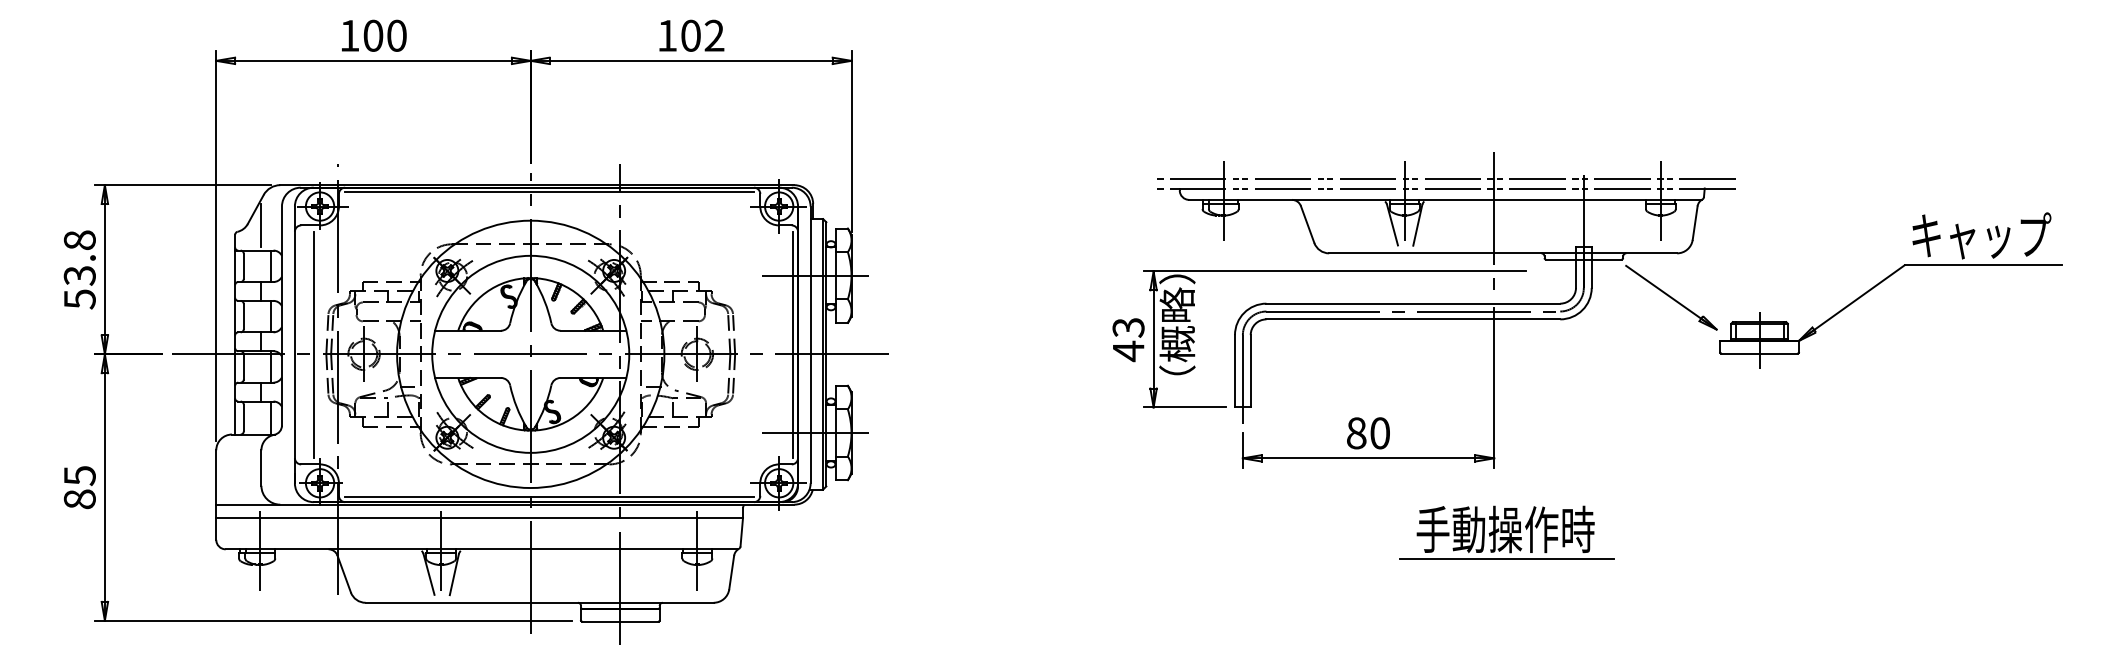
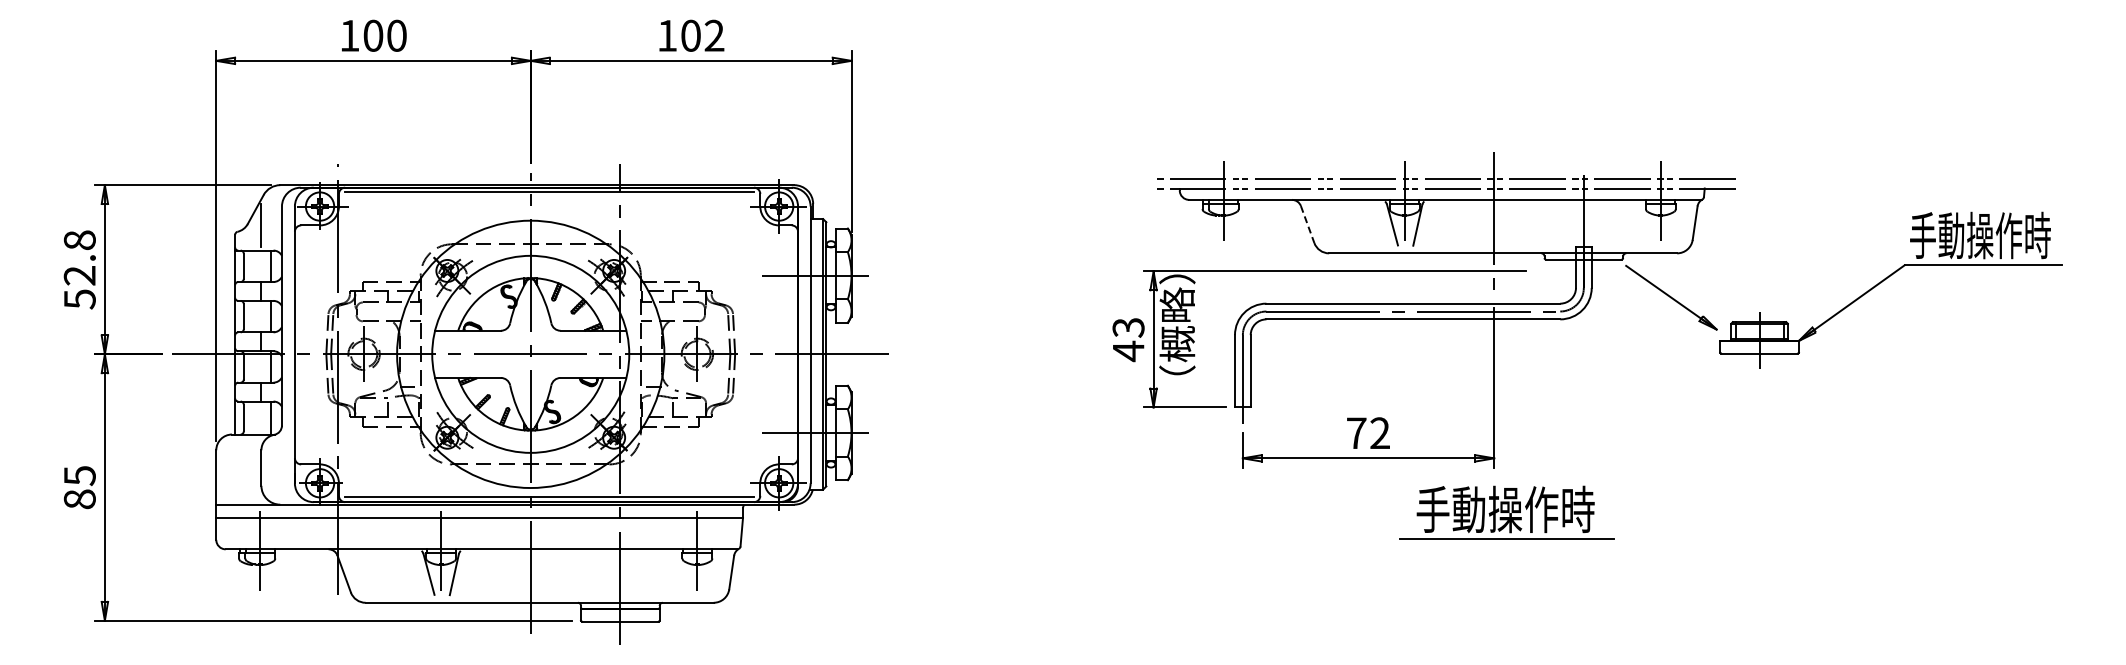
line: solid -> dashed (1307, 224)
text: キャップ -> 手動操作時 (1980, 235)
text: 53.8 -> 52.8 (79, 275)
line: present -> none (314, 344)
line: present -> none (793, 344)
text: 80 -> 72 (1368, 433)
part position: (1506, 532) -> (1506, 512) (1506, 512)
